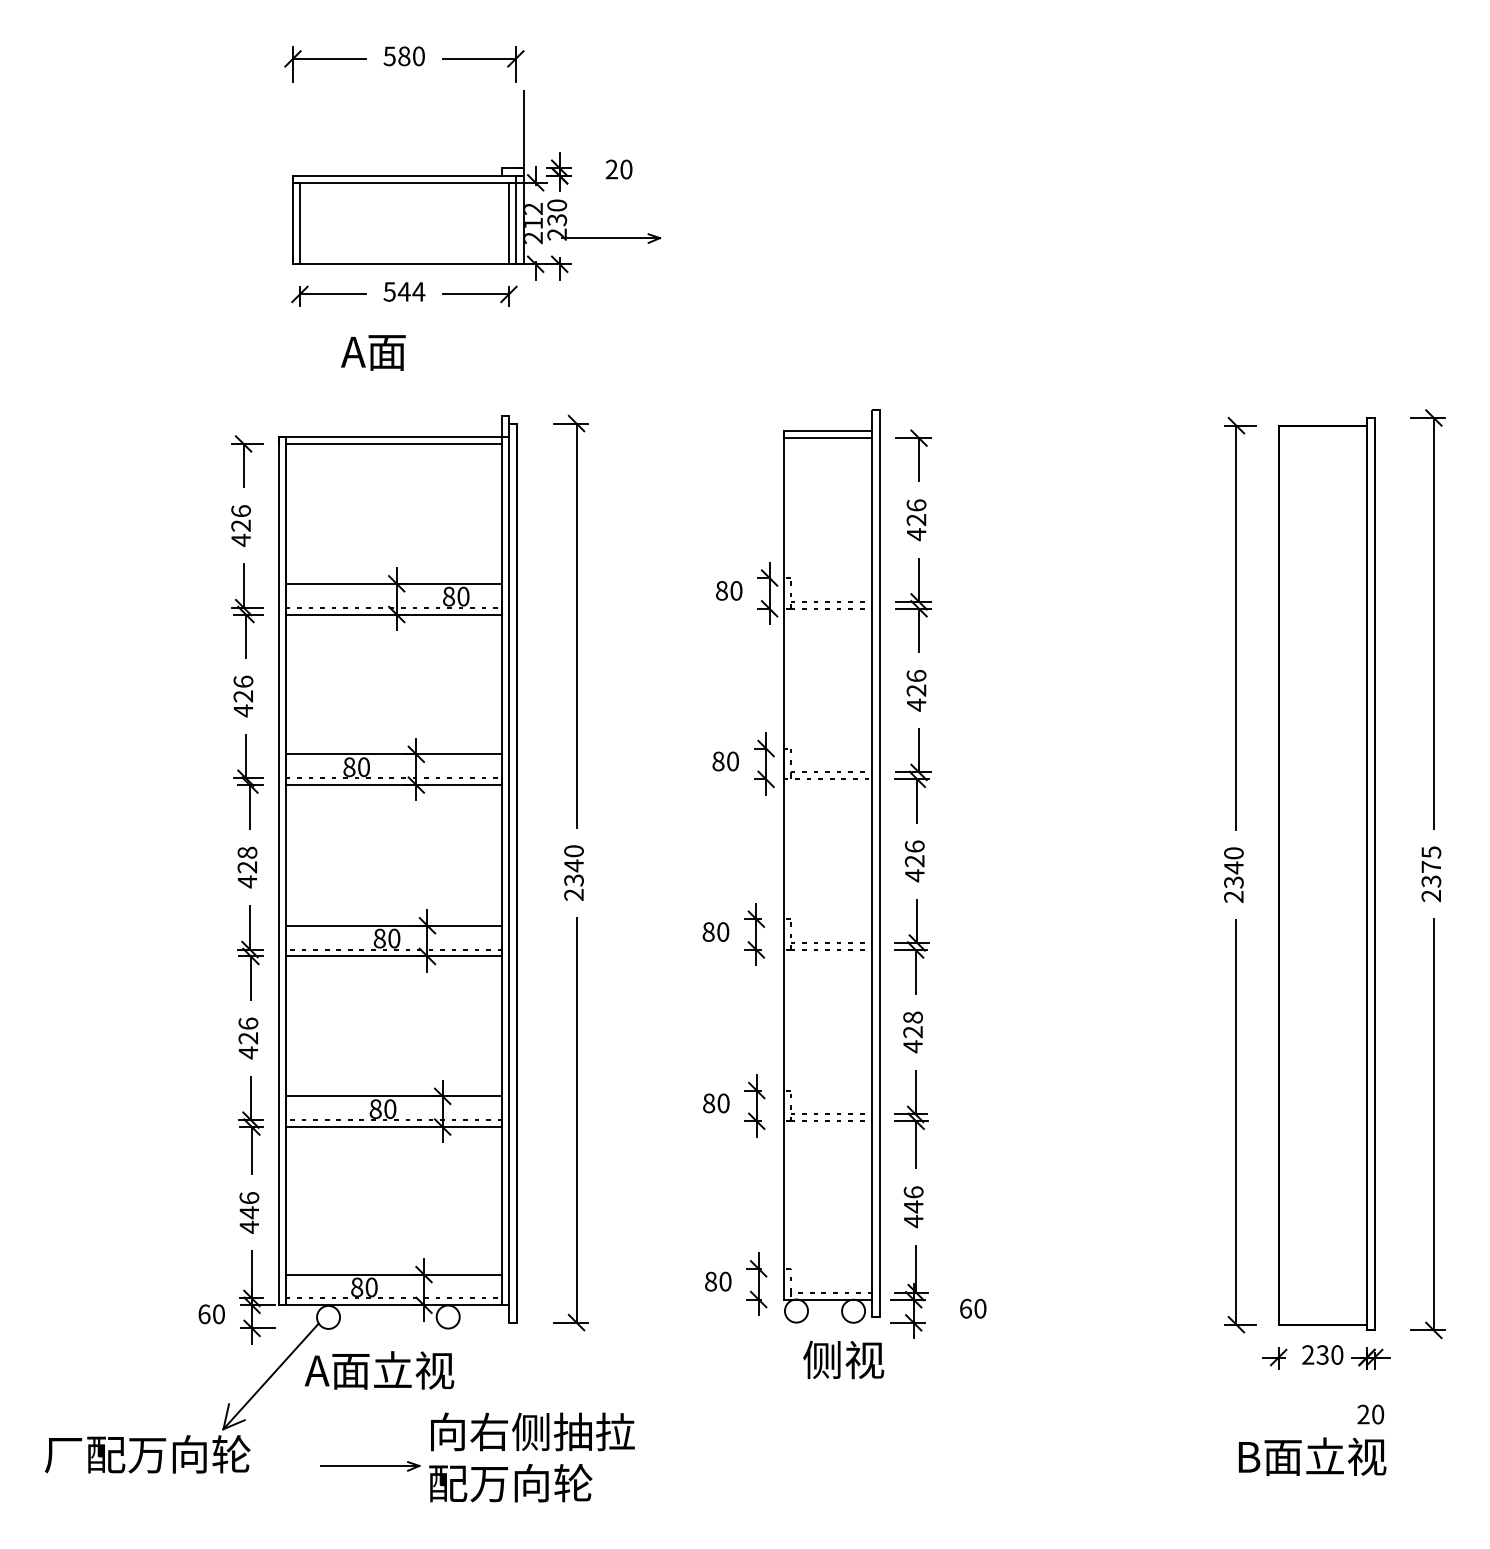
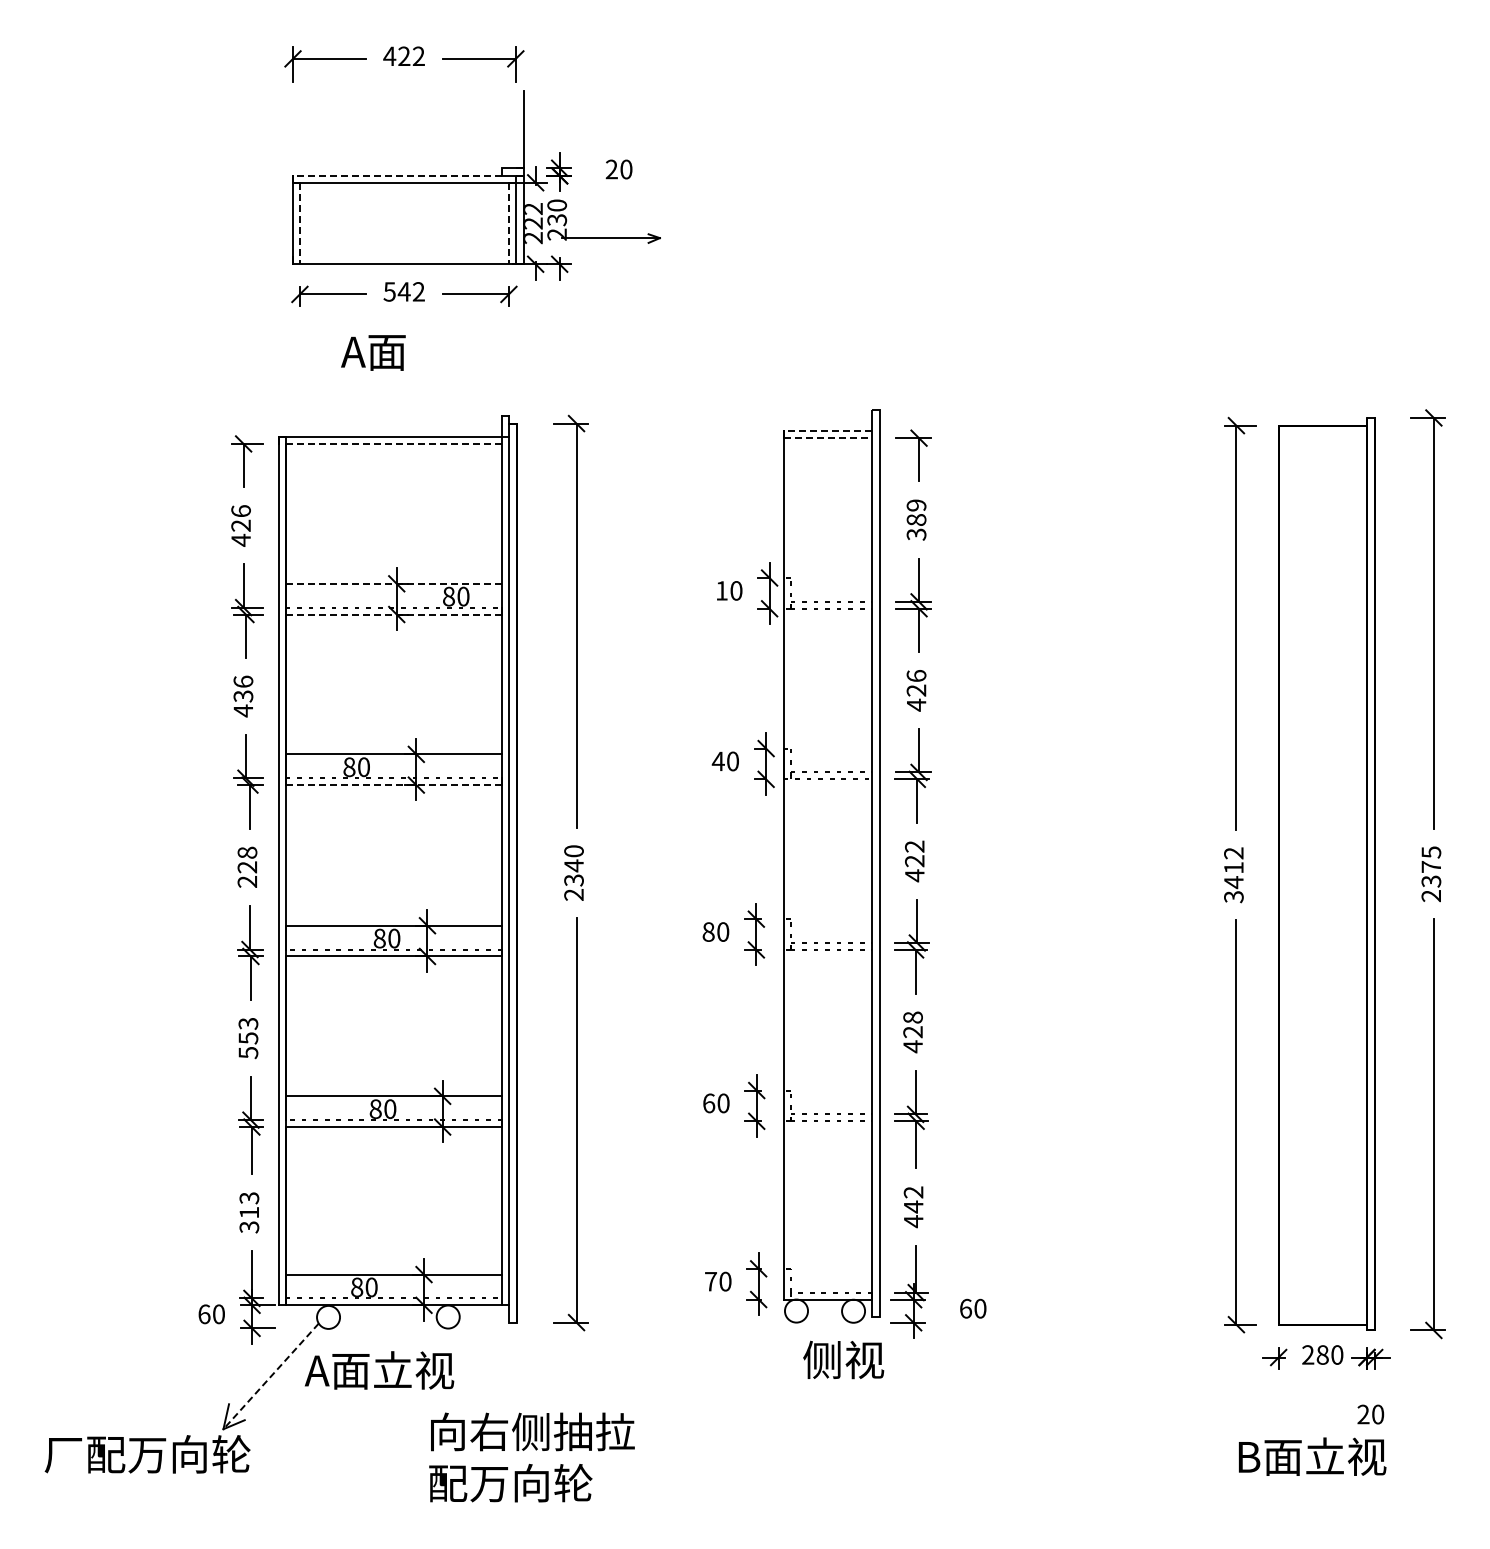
text: 580 -> 422 (403, 56)
line: solid -> dashed (397, 175)
line: solid -> dashed (299, 223)
line: solid -> dashed (508, 223)
text: 212 -> 222 (533, 223)
text: 544 -> 542 (418, 291)
line: solid -> dashed (827, 431)
line: solid -> dashed (828, 438)
line: solid -> dashed (394, 443)
text: 426 -> 389 (916, 520)
line: solid -> dashed (394, 583)
text: 80 -> 10 (721, 590)
line: solid -> dashed (393, 614)
text: 426 -> 436 (243, 696)
text: 80 -> 40 (717, 761)
line: solid -> dashed (393, 785)
text: 426 -> 422 (914, 846)
text: 2340 -> 3412 (1233, 875)
text: 428 -> 228 (247, 881)
text: 426 -> 553 (248, 1038)
text: 80 -> 60 (709, 1103)
text: 446 -> 442 (913, 1192)
text: 446 -> 313 (249, 1212)
text: 80 -> 70 (711, 1281)
text: 230 -> 280 (1322, 1354)
line: solid -> dashed (270, 1376)
part: present -> none (370, 1466)
